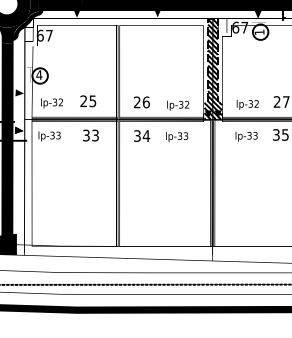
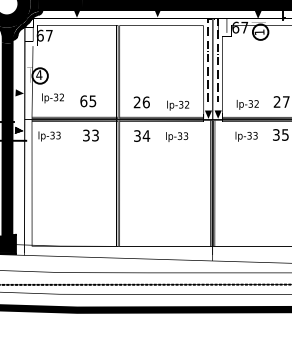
hatch: present -> none (213, 68)
text: 25 -> 65 (83, 101)
text position: (51, 103) -> (52, 98) (52, 98)
